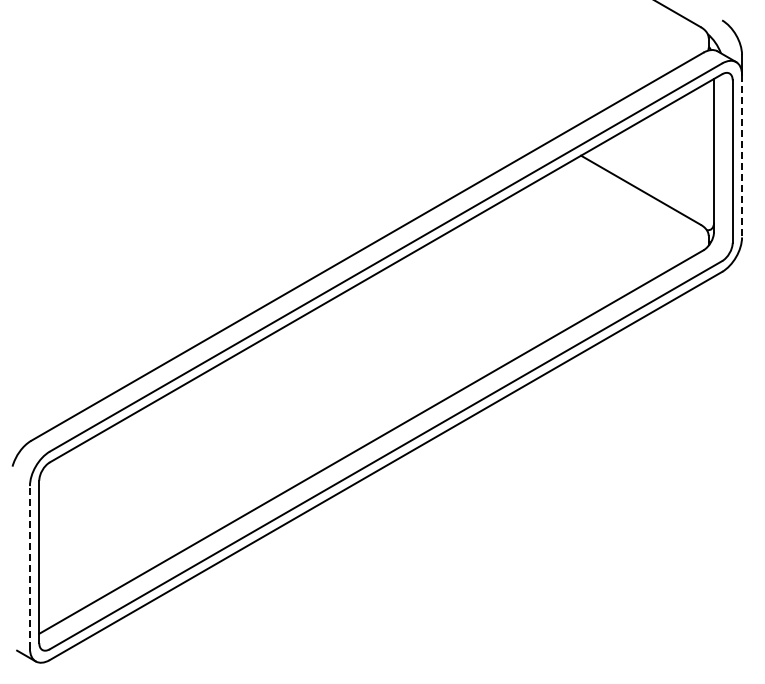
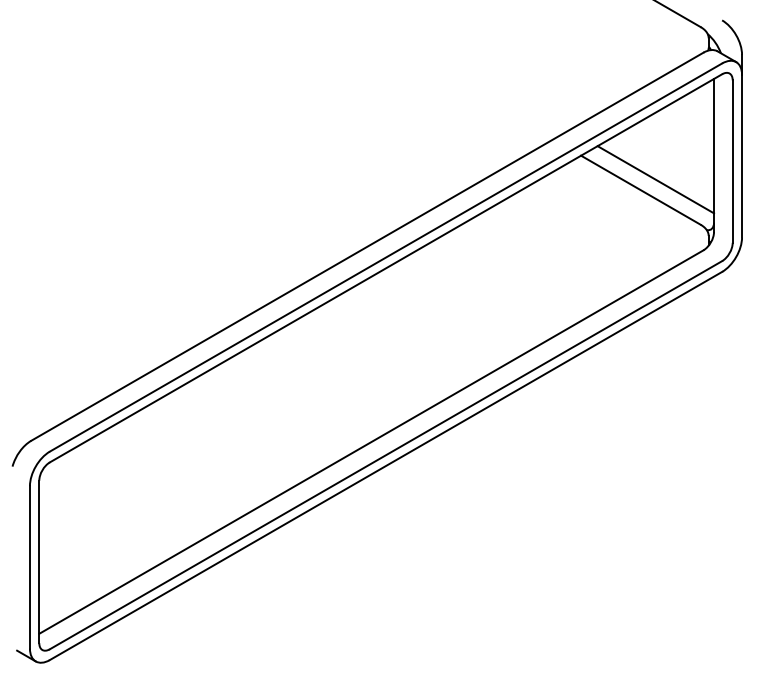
line: dashed -> solid (742, 156)
line: none -> present (655, 179)
line: dashed -> solid (29, 566)
